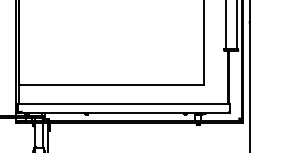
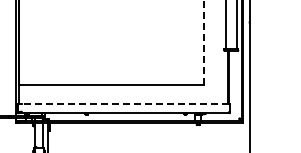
line: solid -> dashed (203, 42)
line: solid -> dashed (125, 104)
